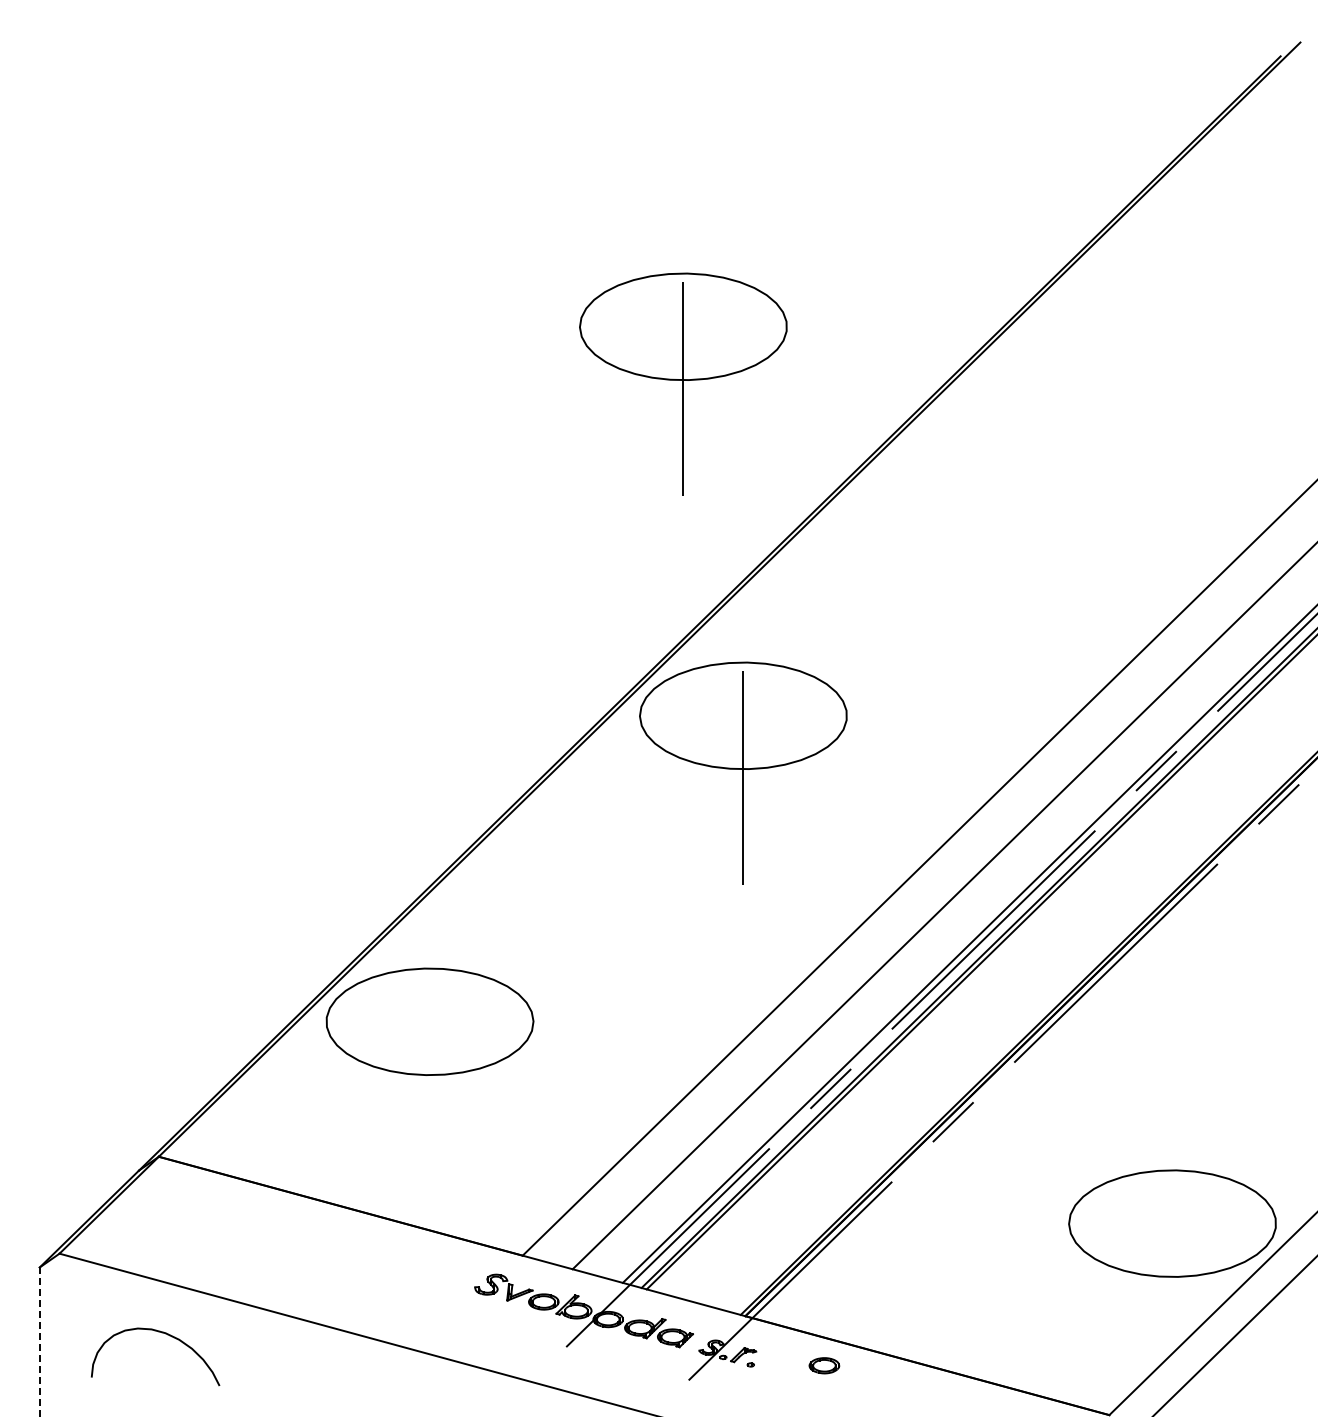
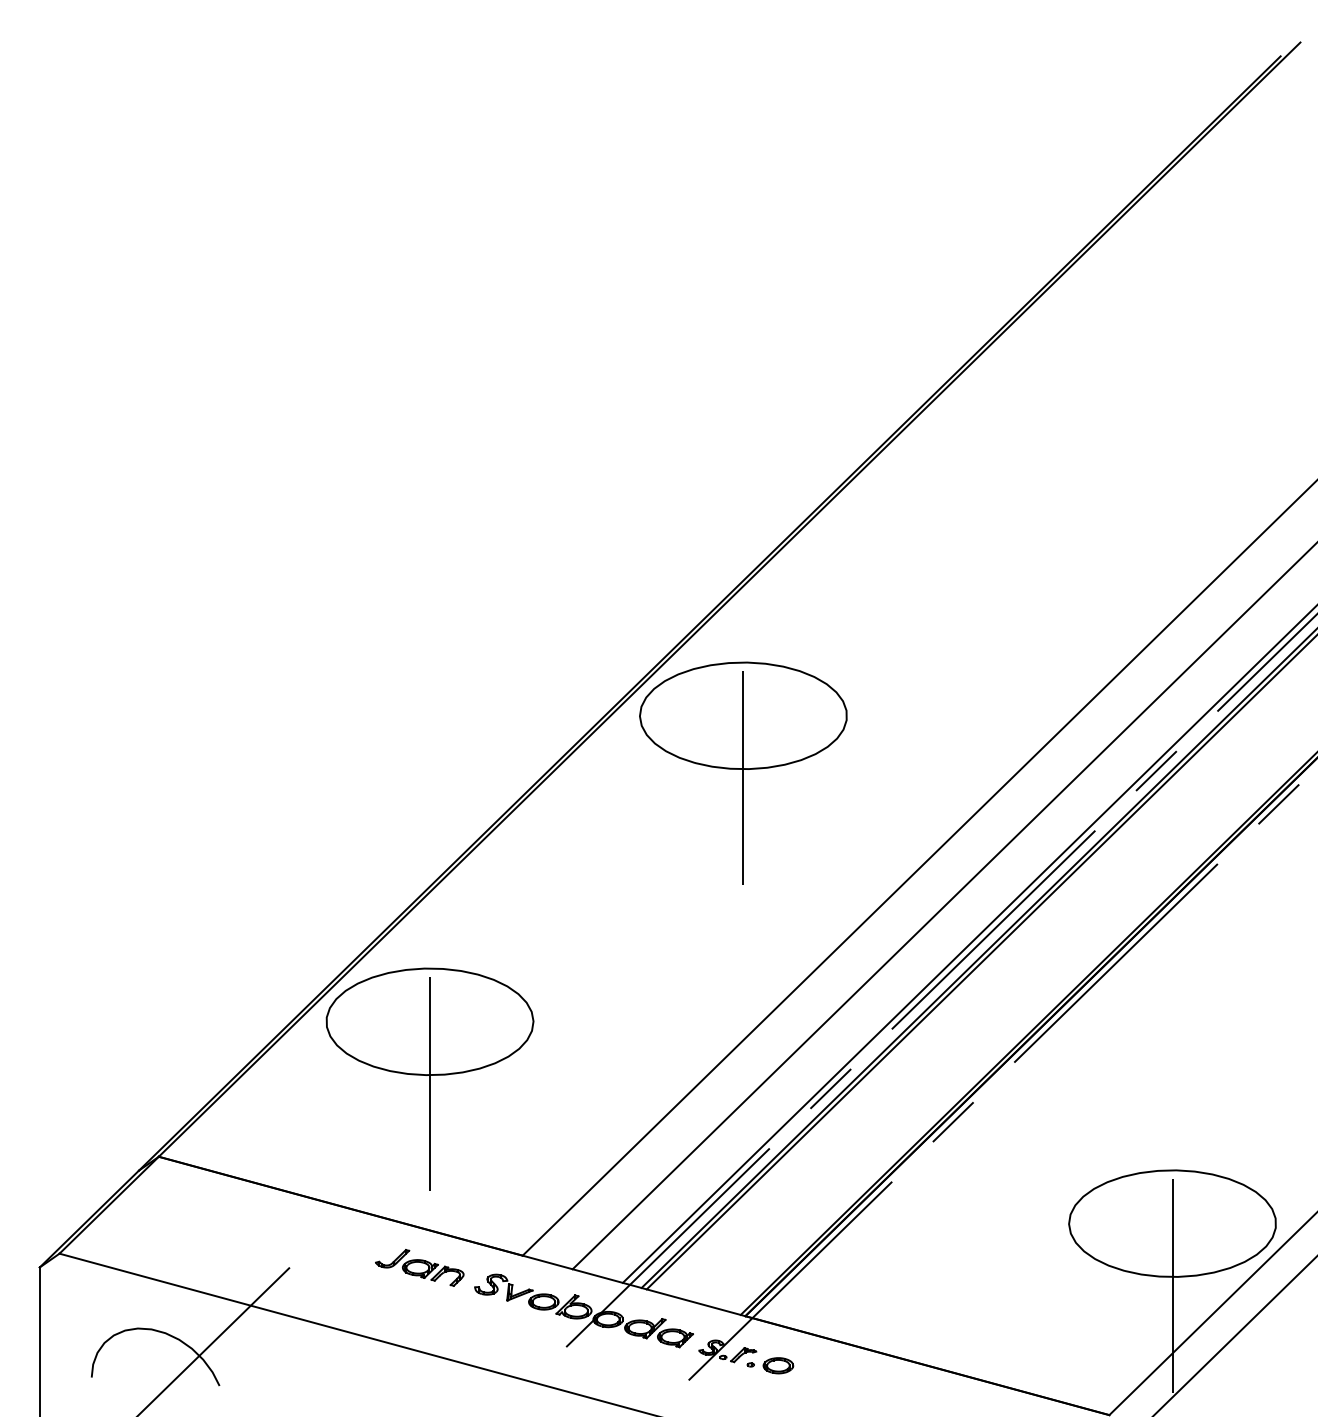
part: present -> none (683, 383)
line: none -> present (429, 1084)
part: none -> present (419, 1267)
line: none -> present (1172, 1285)
line: none -> present (214, 1340)
line: dashed -> solid (39, 1342)
part position: (824, 1365) -> (778, 1365) (778, 1365)
